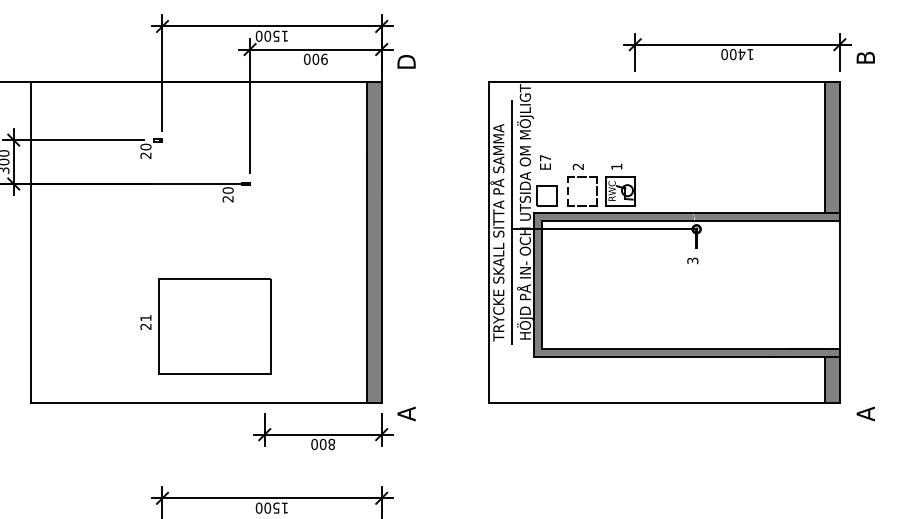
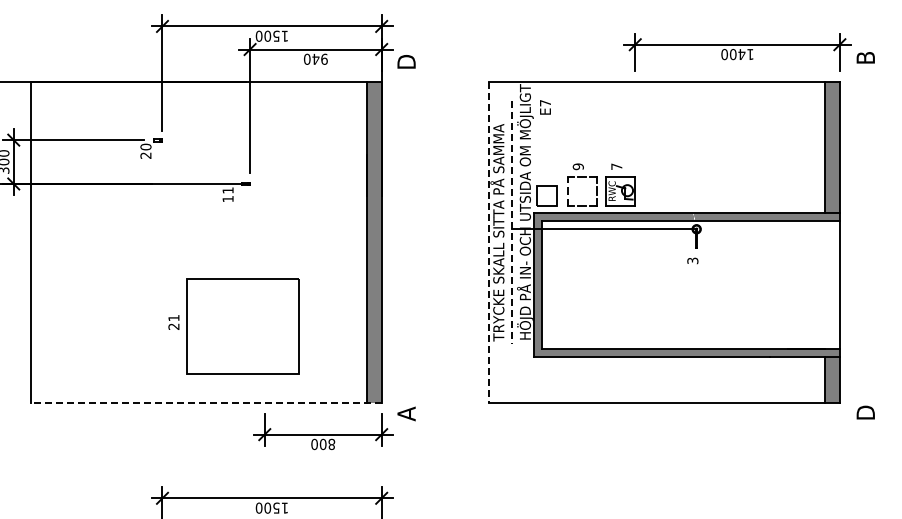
text: 900 -> 940 (315, 58)
text position: (545, 162) -> (545, 107) (545, 107)
text: 2 -> 9 (577, 166)
text: 1 -> 7 (616, 166)
text: 20 -> 11 (227, 194)
line: solid -> dashed (512, 223)
line: solid -> dashed (489, 242)
part position: (205, 326) -> (233, 326) (233, 326)
line: solid -> dashed (205, 403)
text: A -> D (865, 413)
